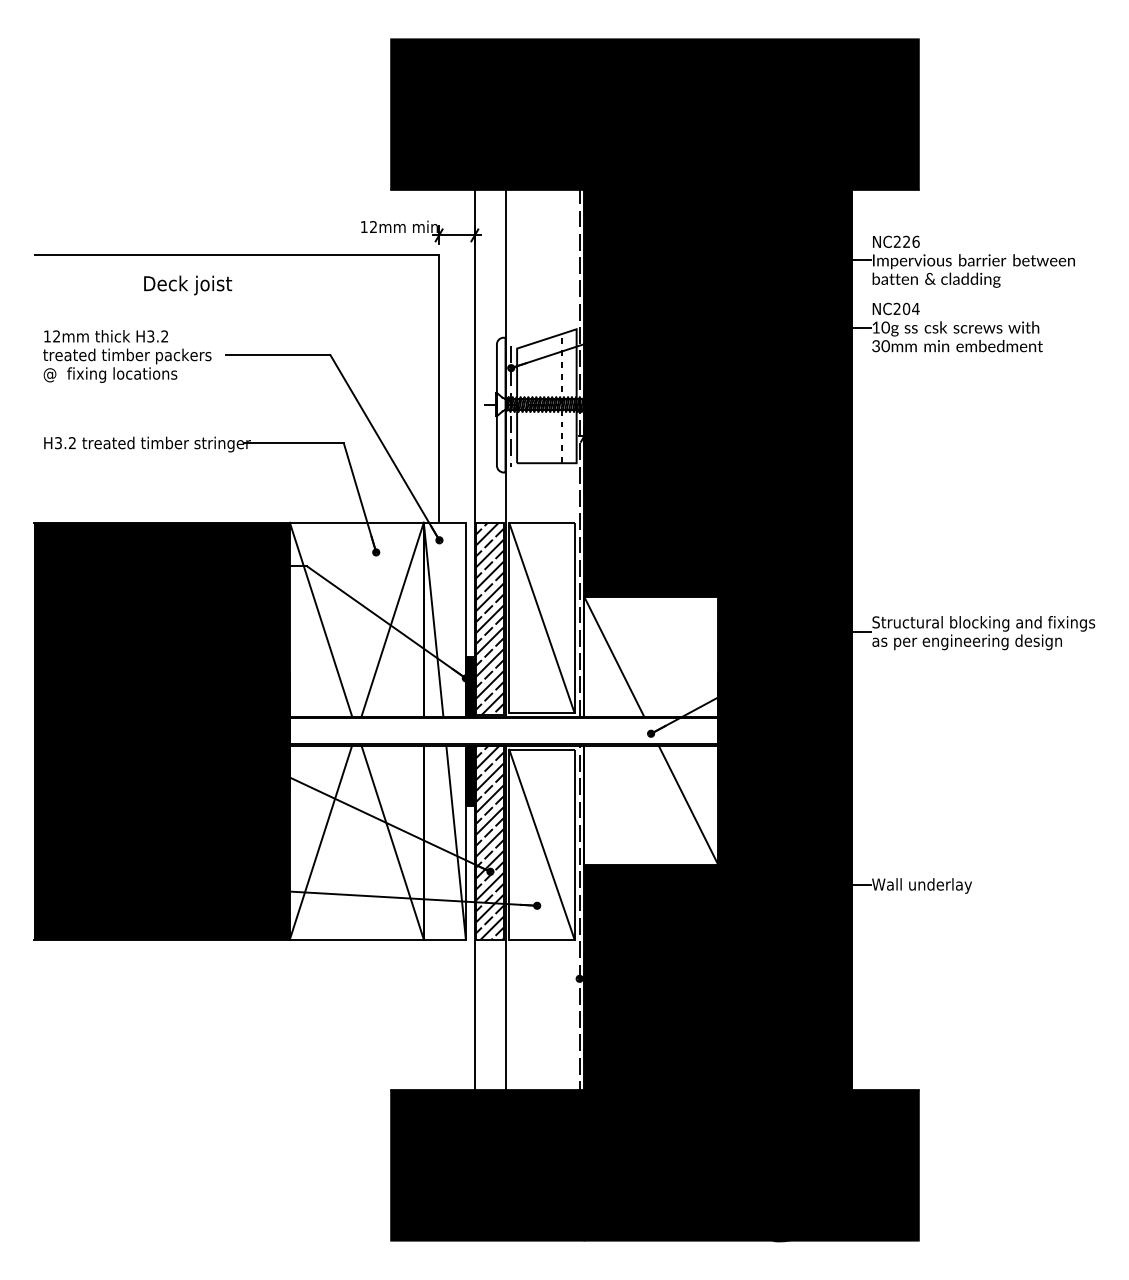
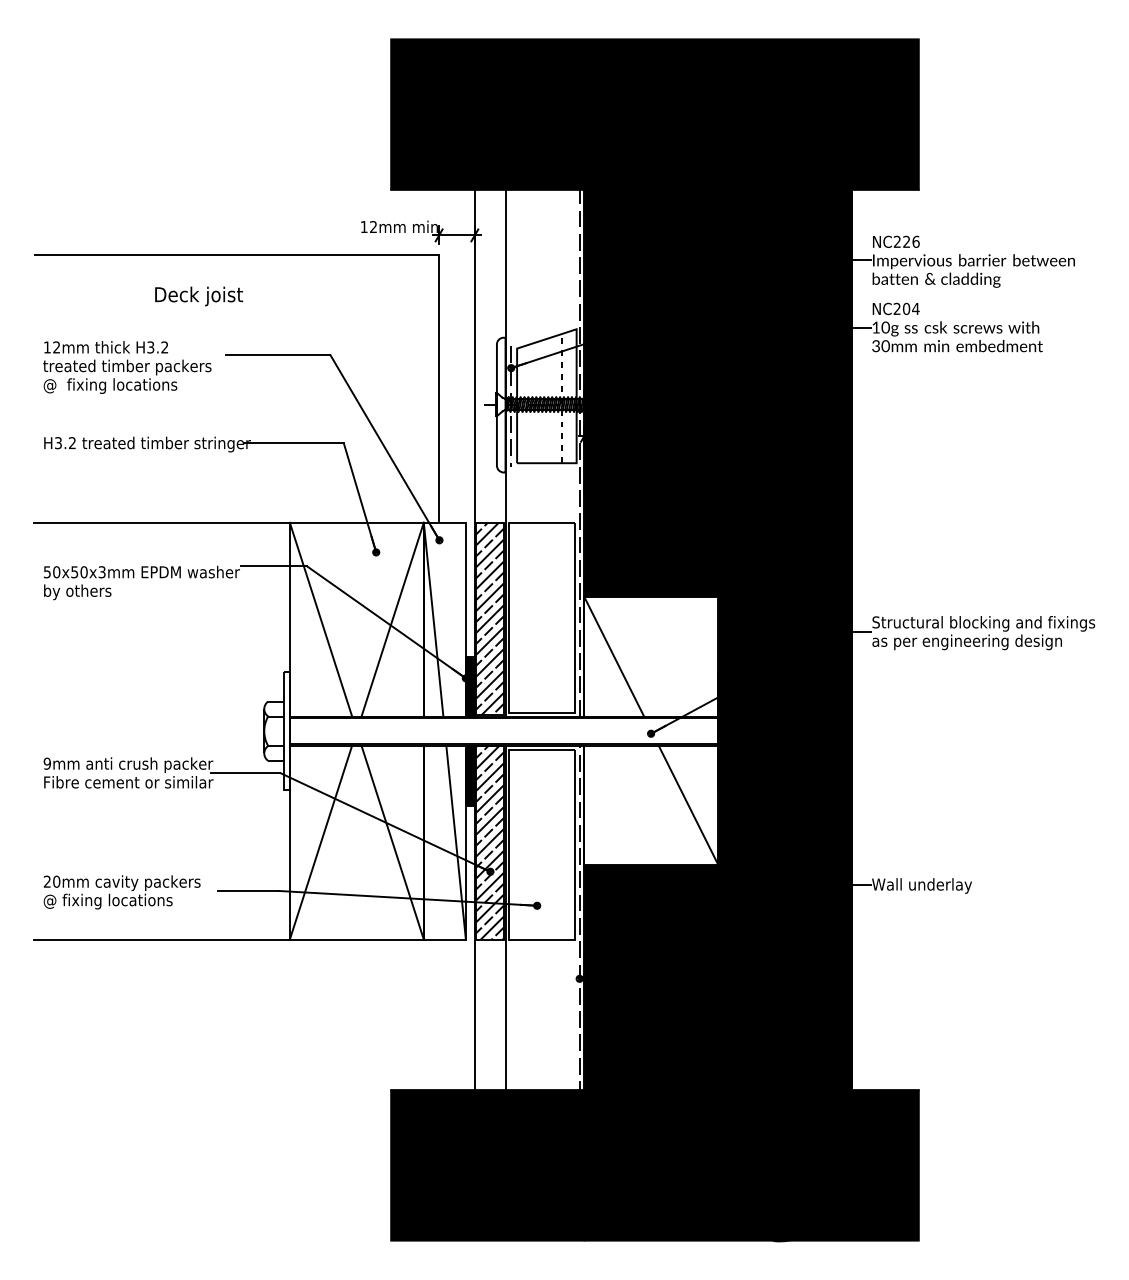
text position: (188, 285) -> (199, 296) (199, 296)
text position: (127, 356) -> (127, 367) (127, 367)
line: present -> none (541, 617)
fill: present -> none (161, 730)
line: present -> none (541, 844)
